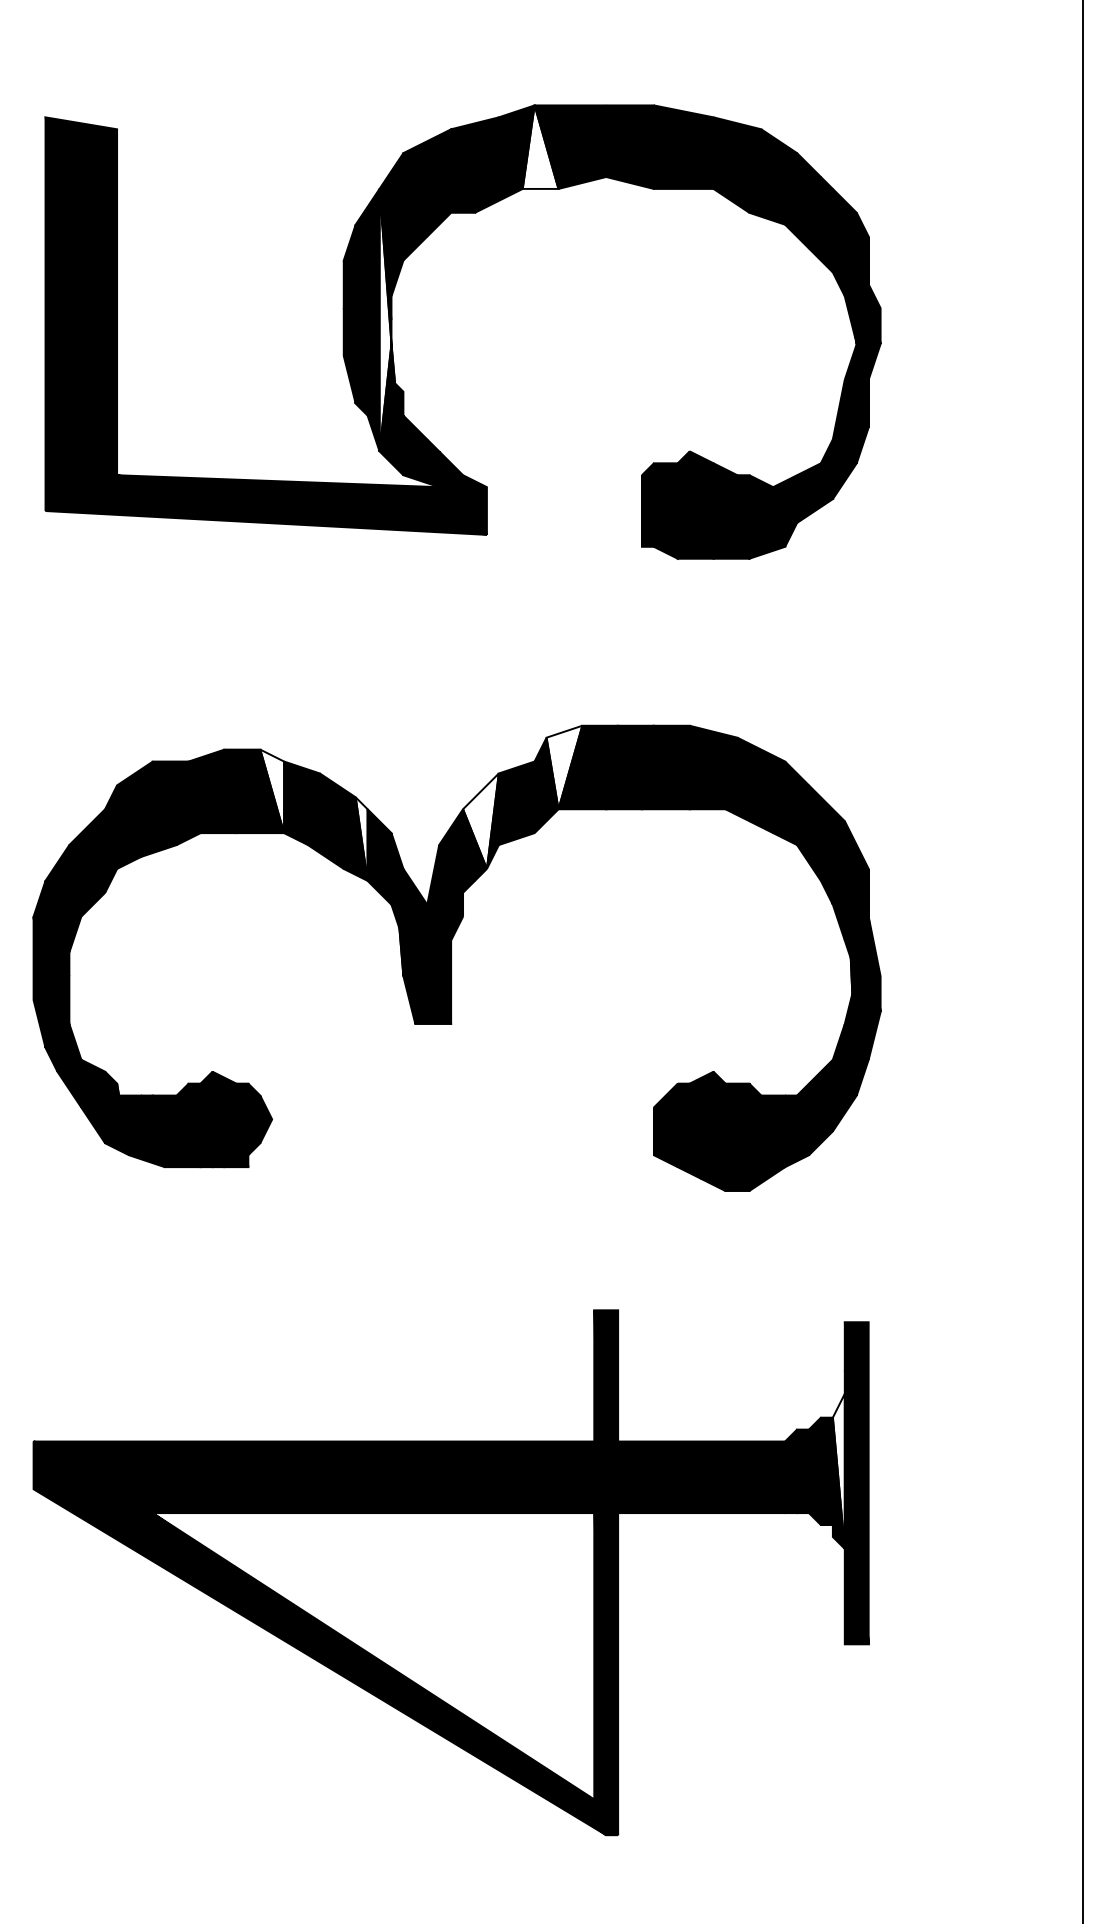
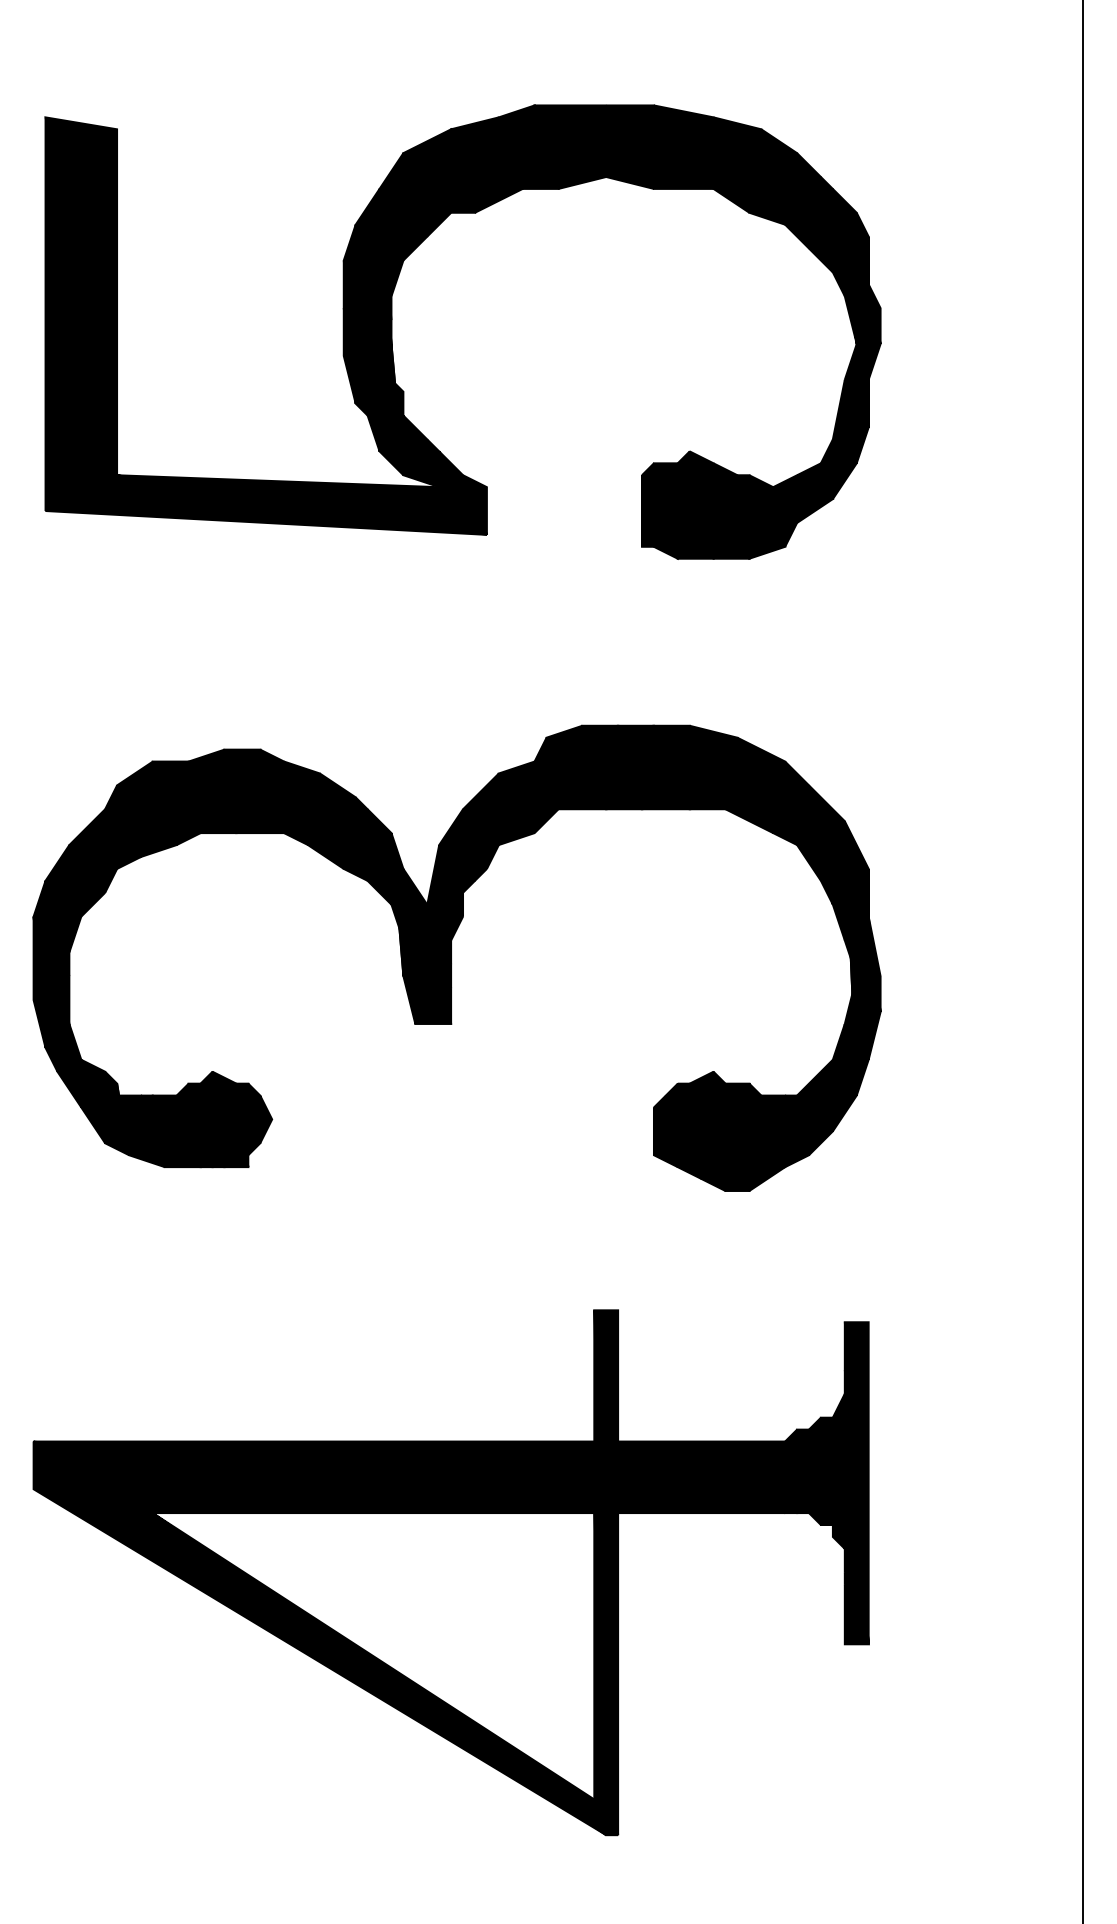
fill: none -> present (540, 146)
fill: none -> present (385, 319)
fill: none -> present (564, 767)
fill: none -> present (272, 791)
fill: none -> present (480, 820)
fill: none -> present (361, 838)
fill: none -> present (838, 1470)
